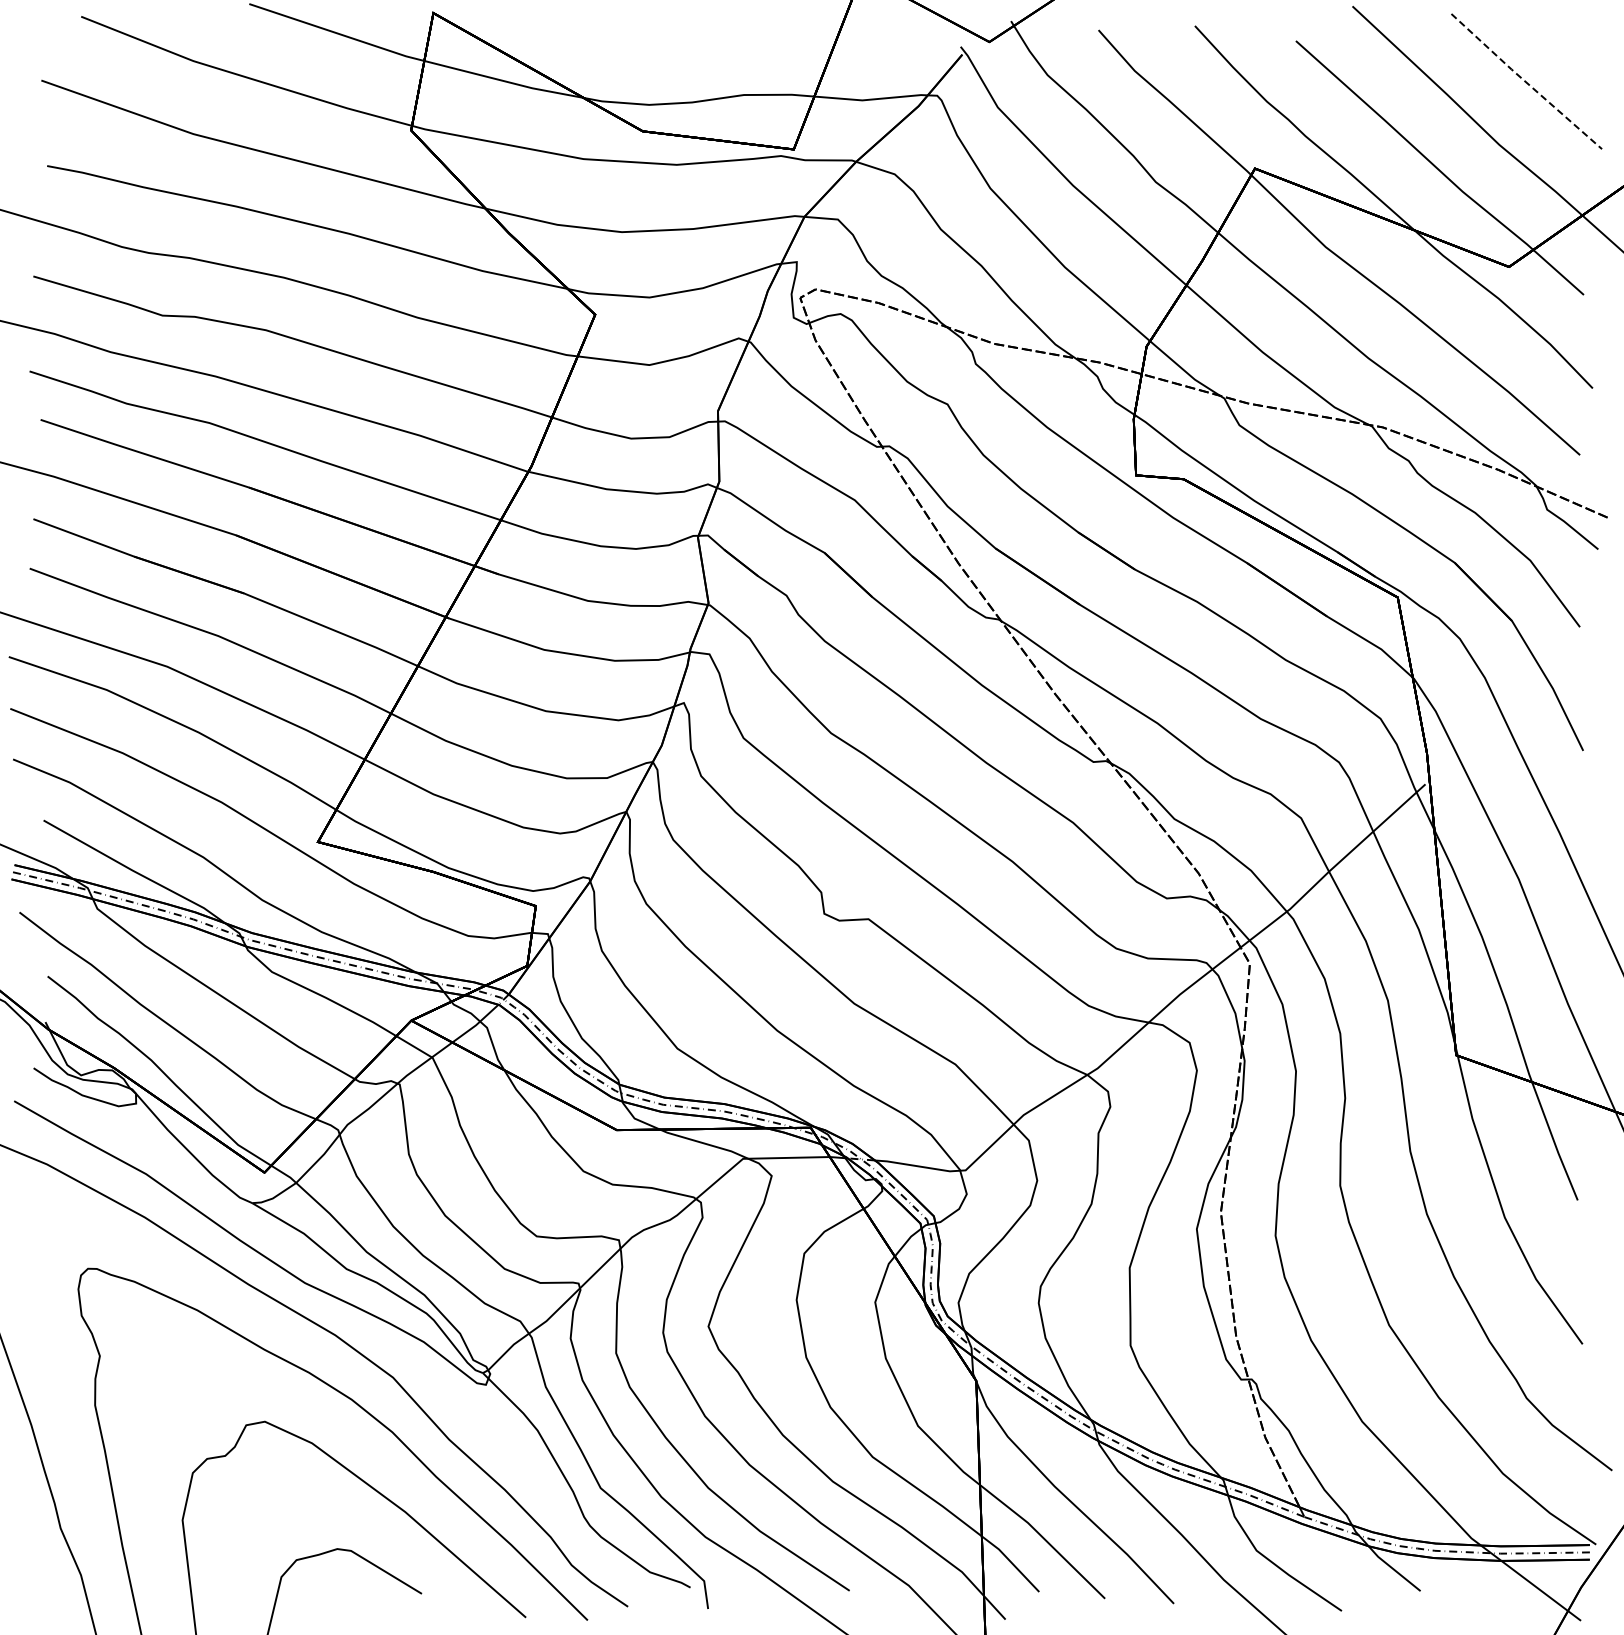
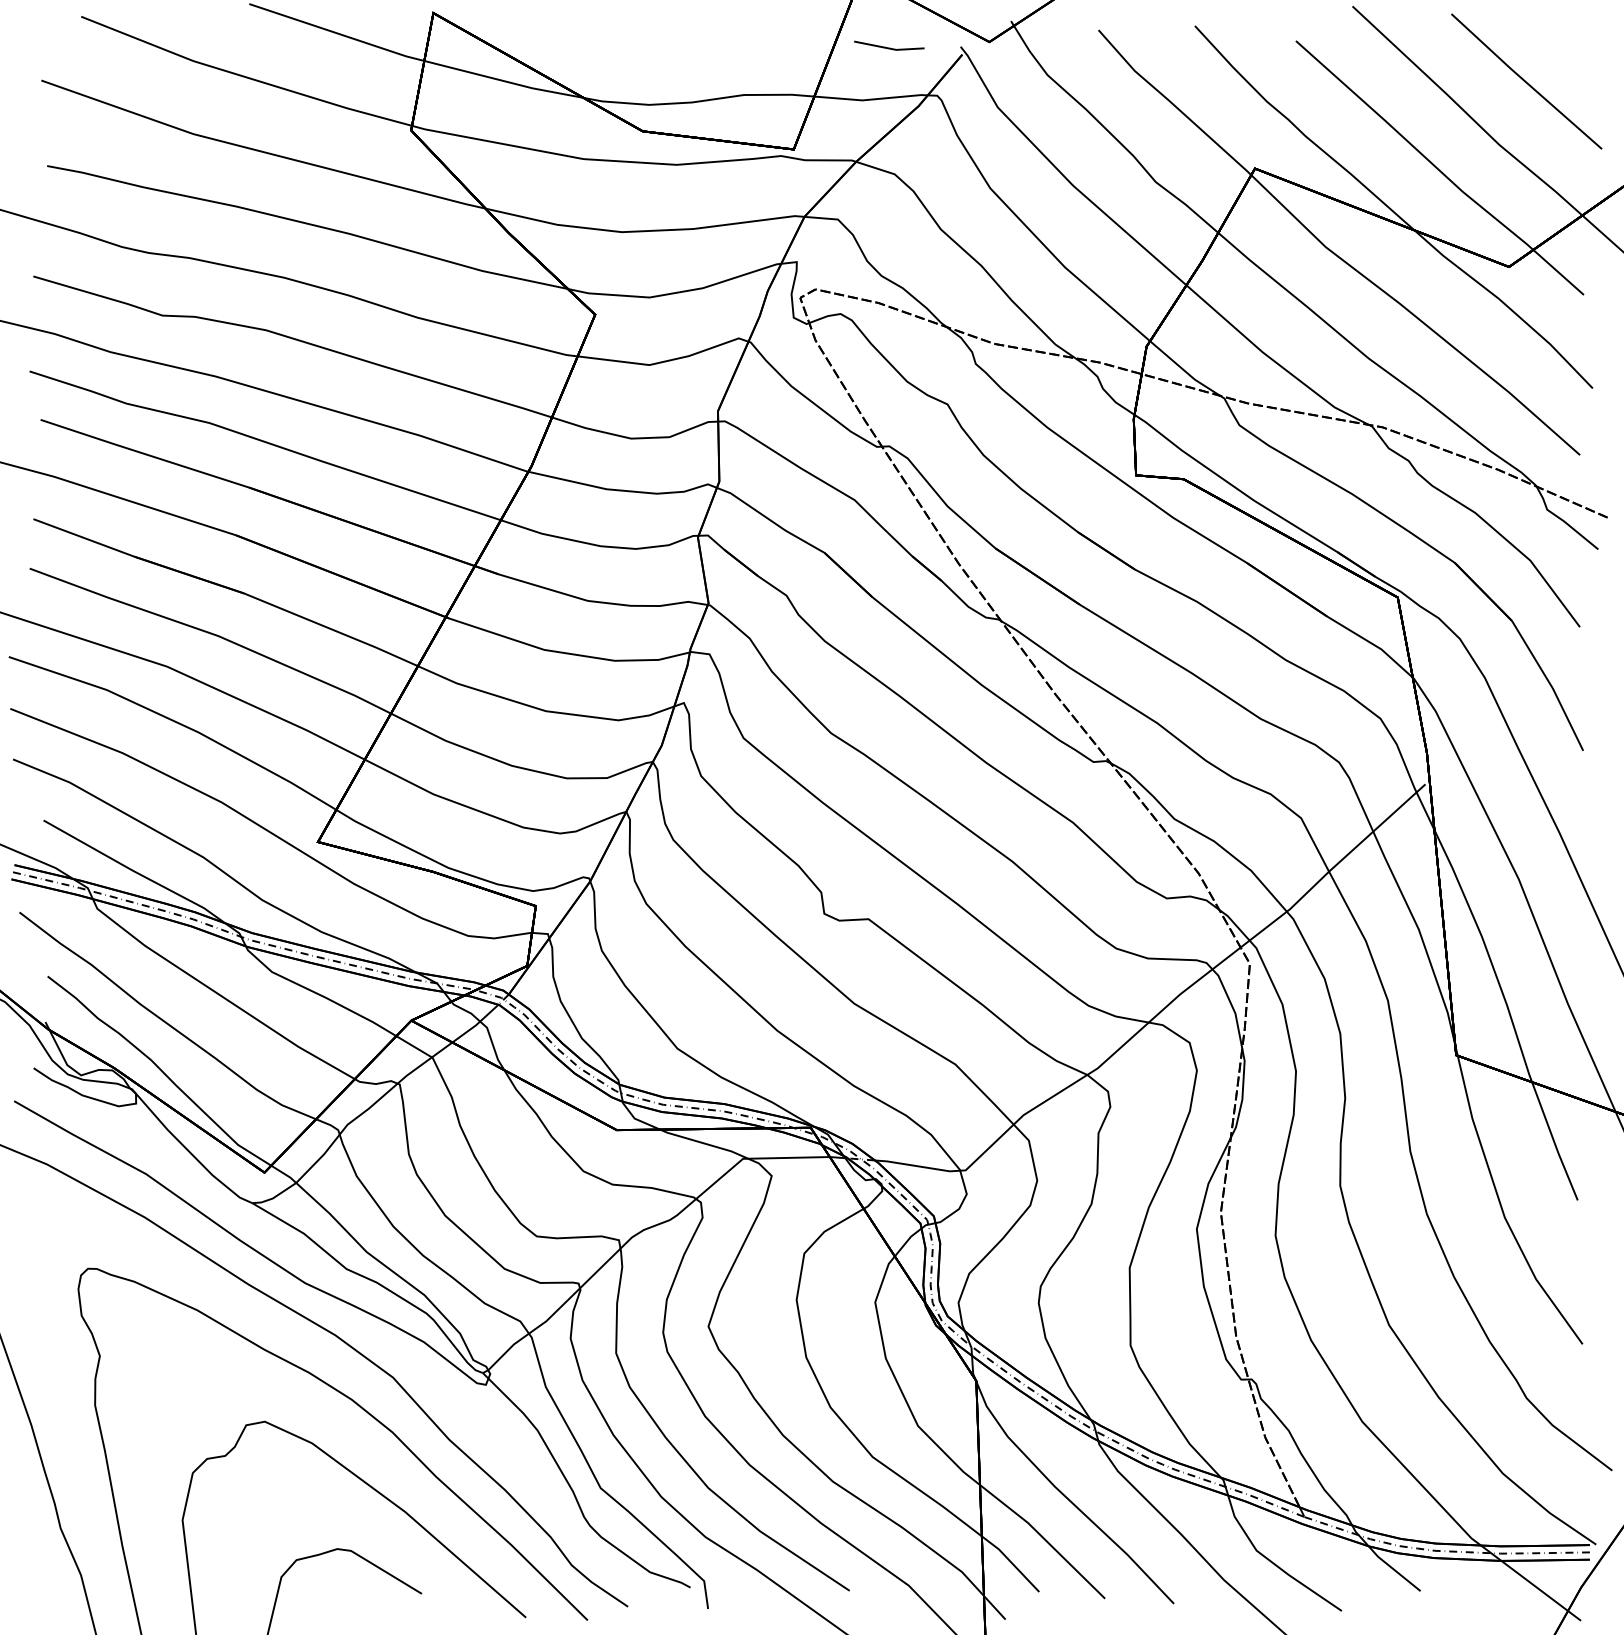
line: none -> present (889, 47)
line: dashed -> solid (1525, 81)
